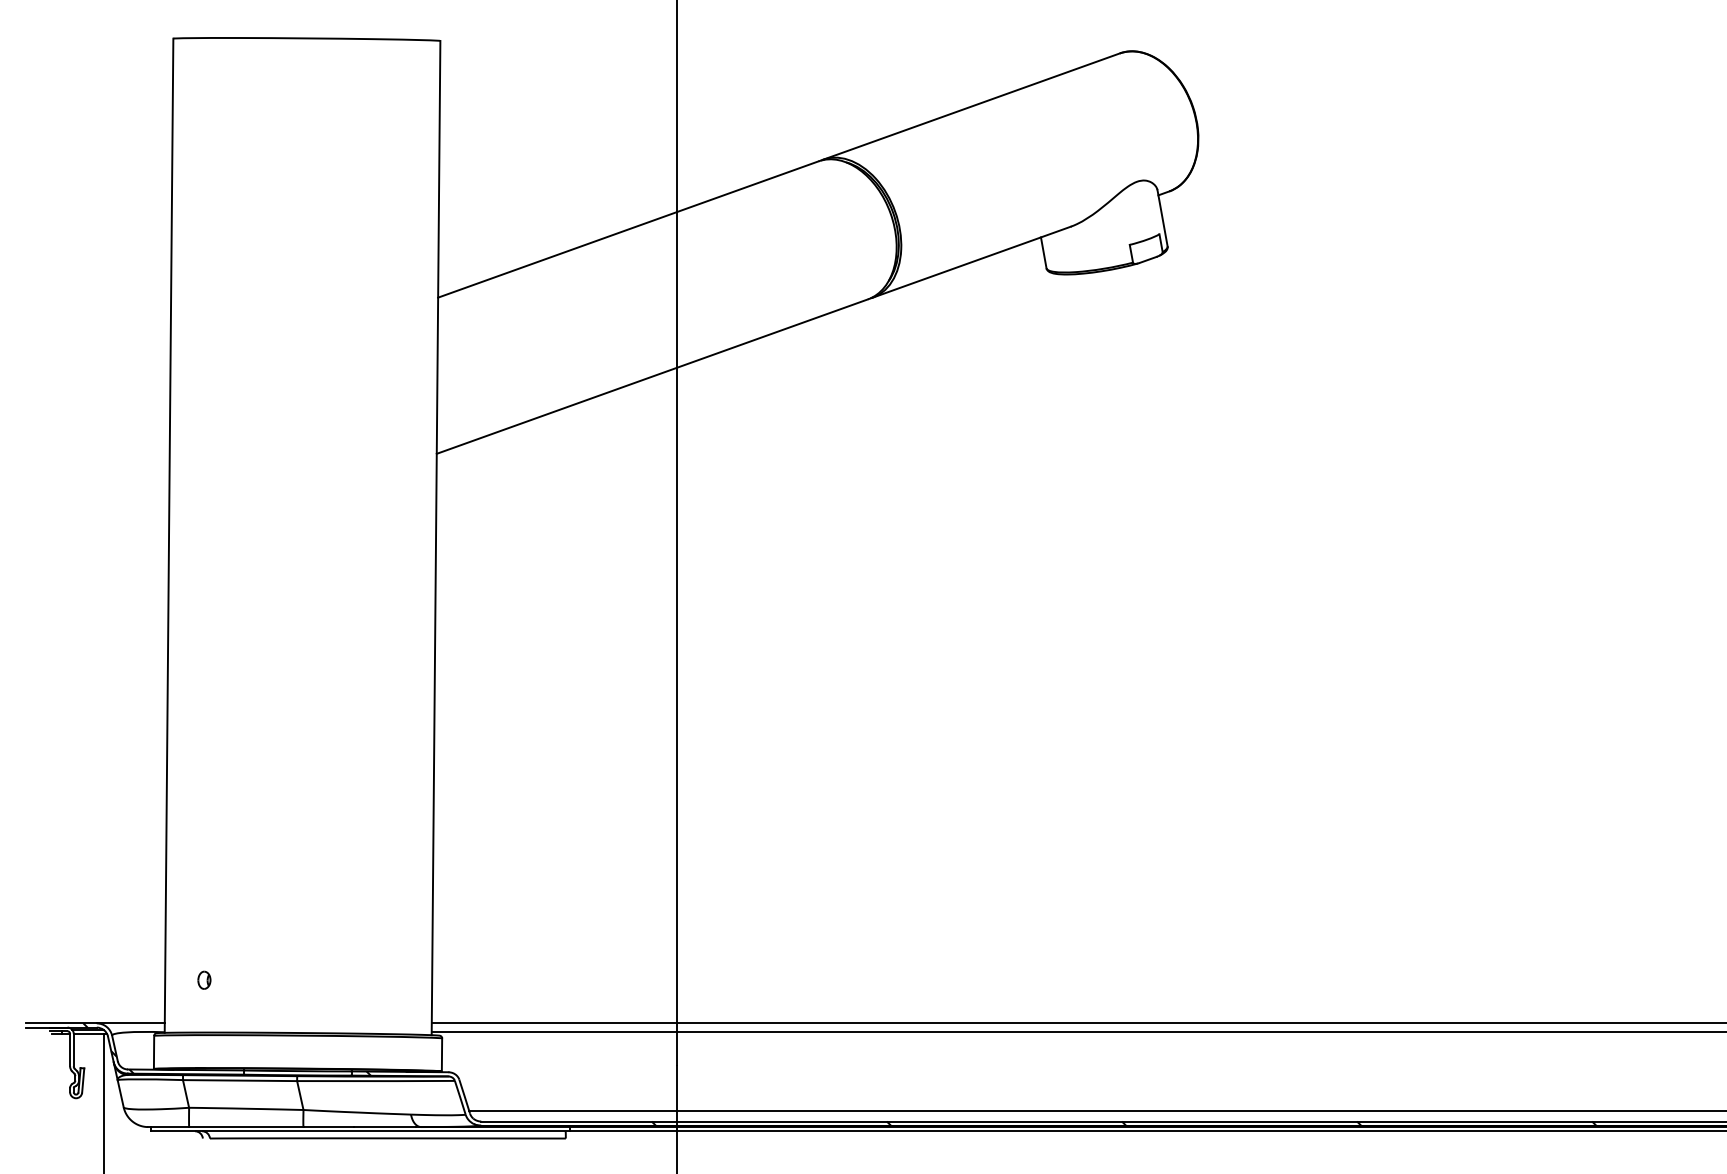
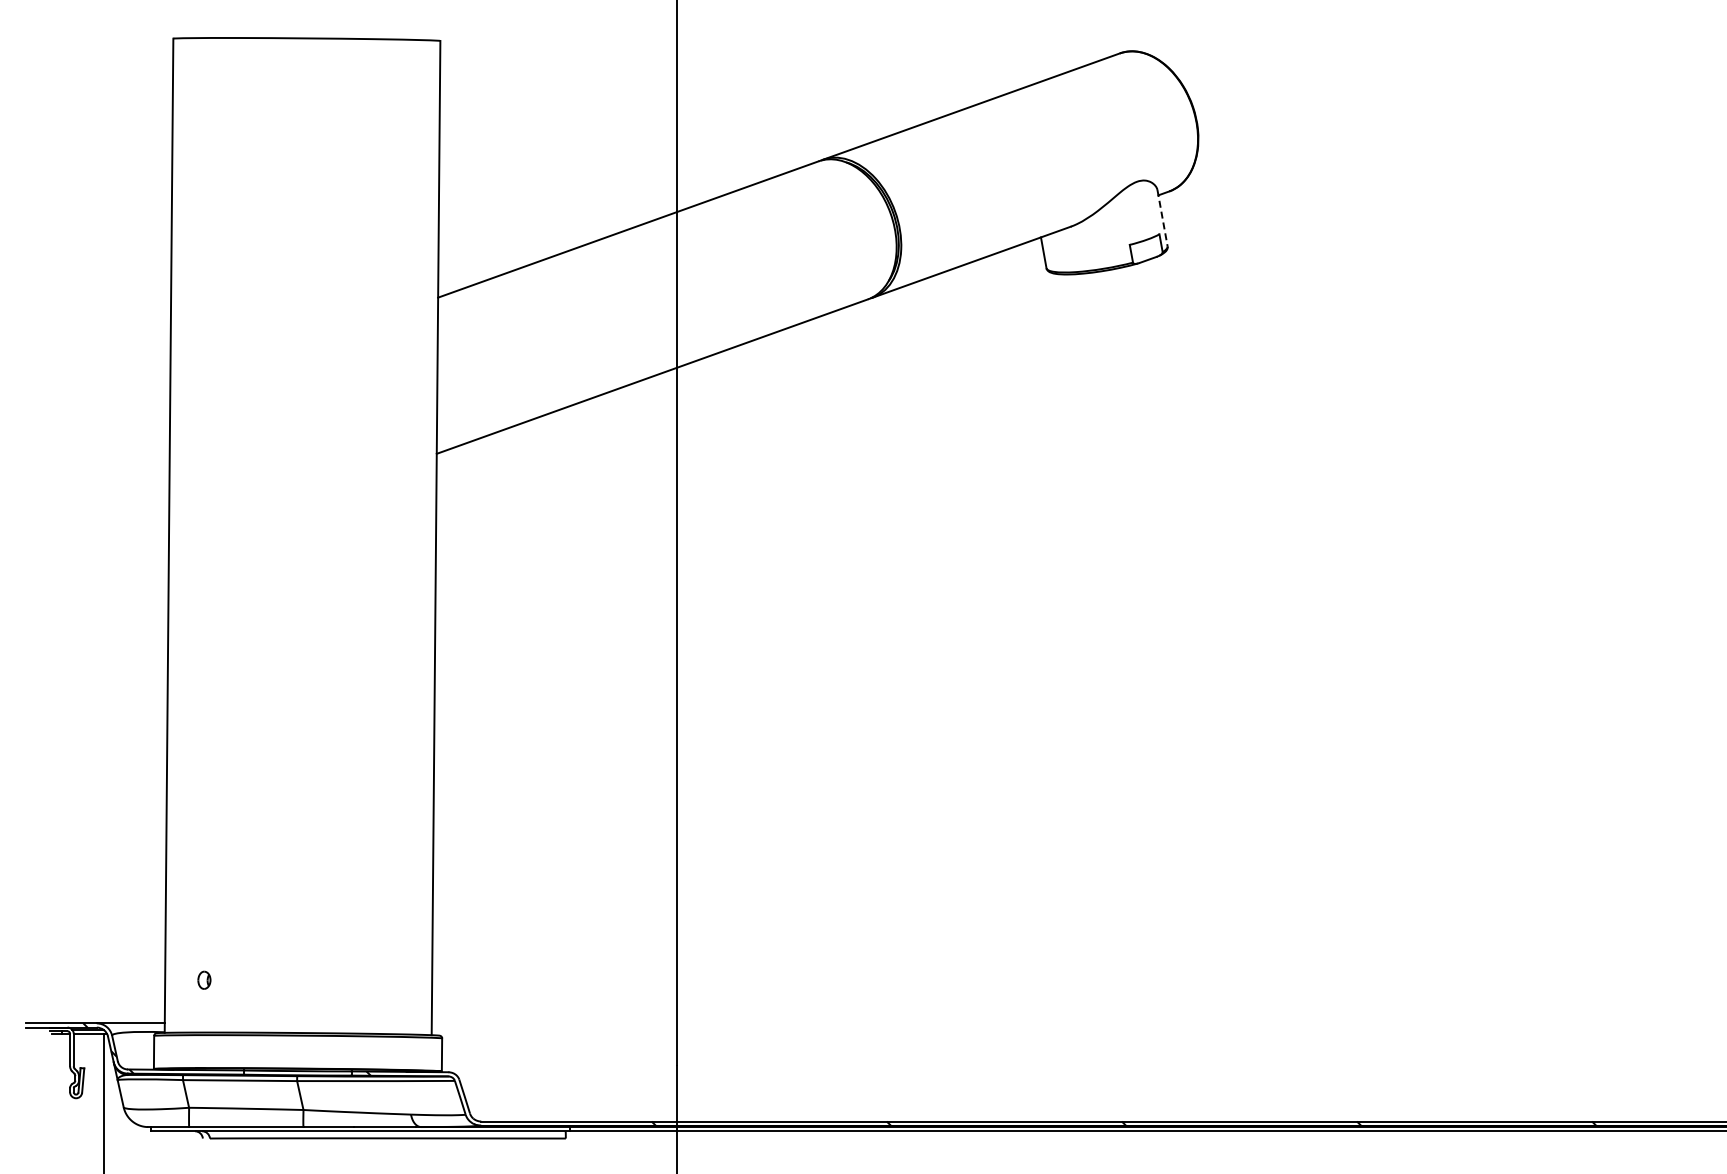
line: solid -> dashed (1162, 218)
line: present -> none (1077, 1023)
line: present -> none (1077, 1032)
line: present -> none (1096, 1110)
